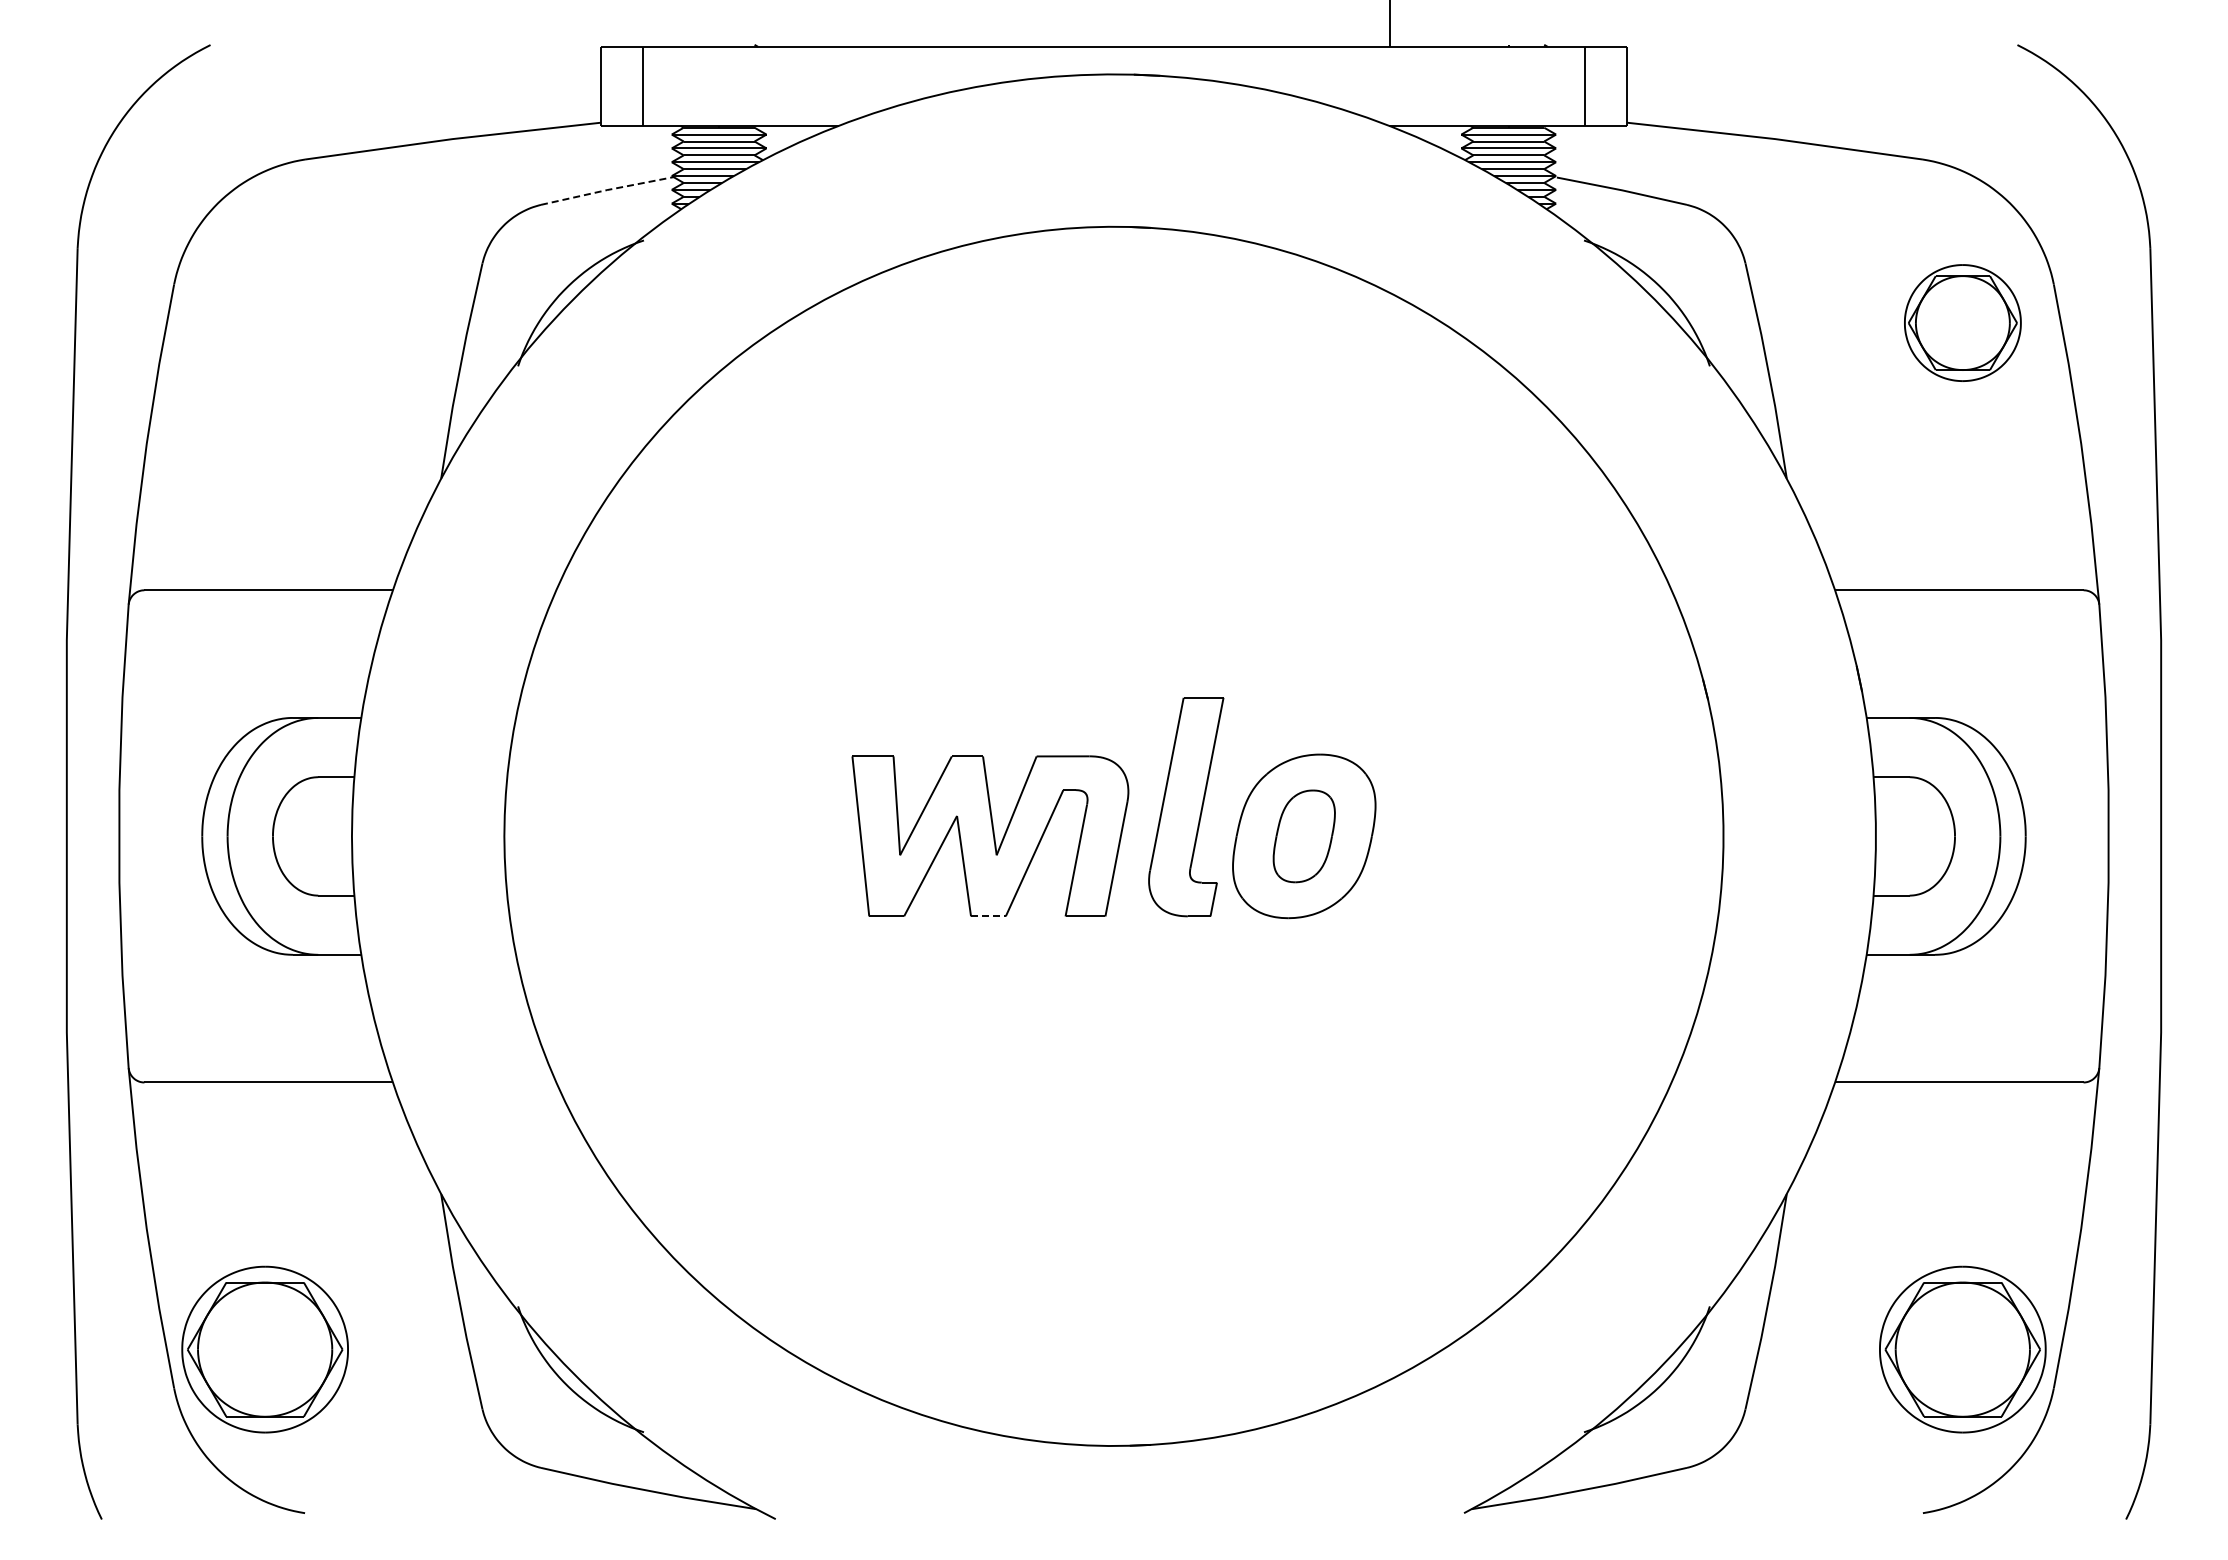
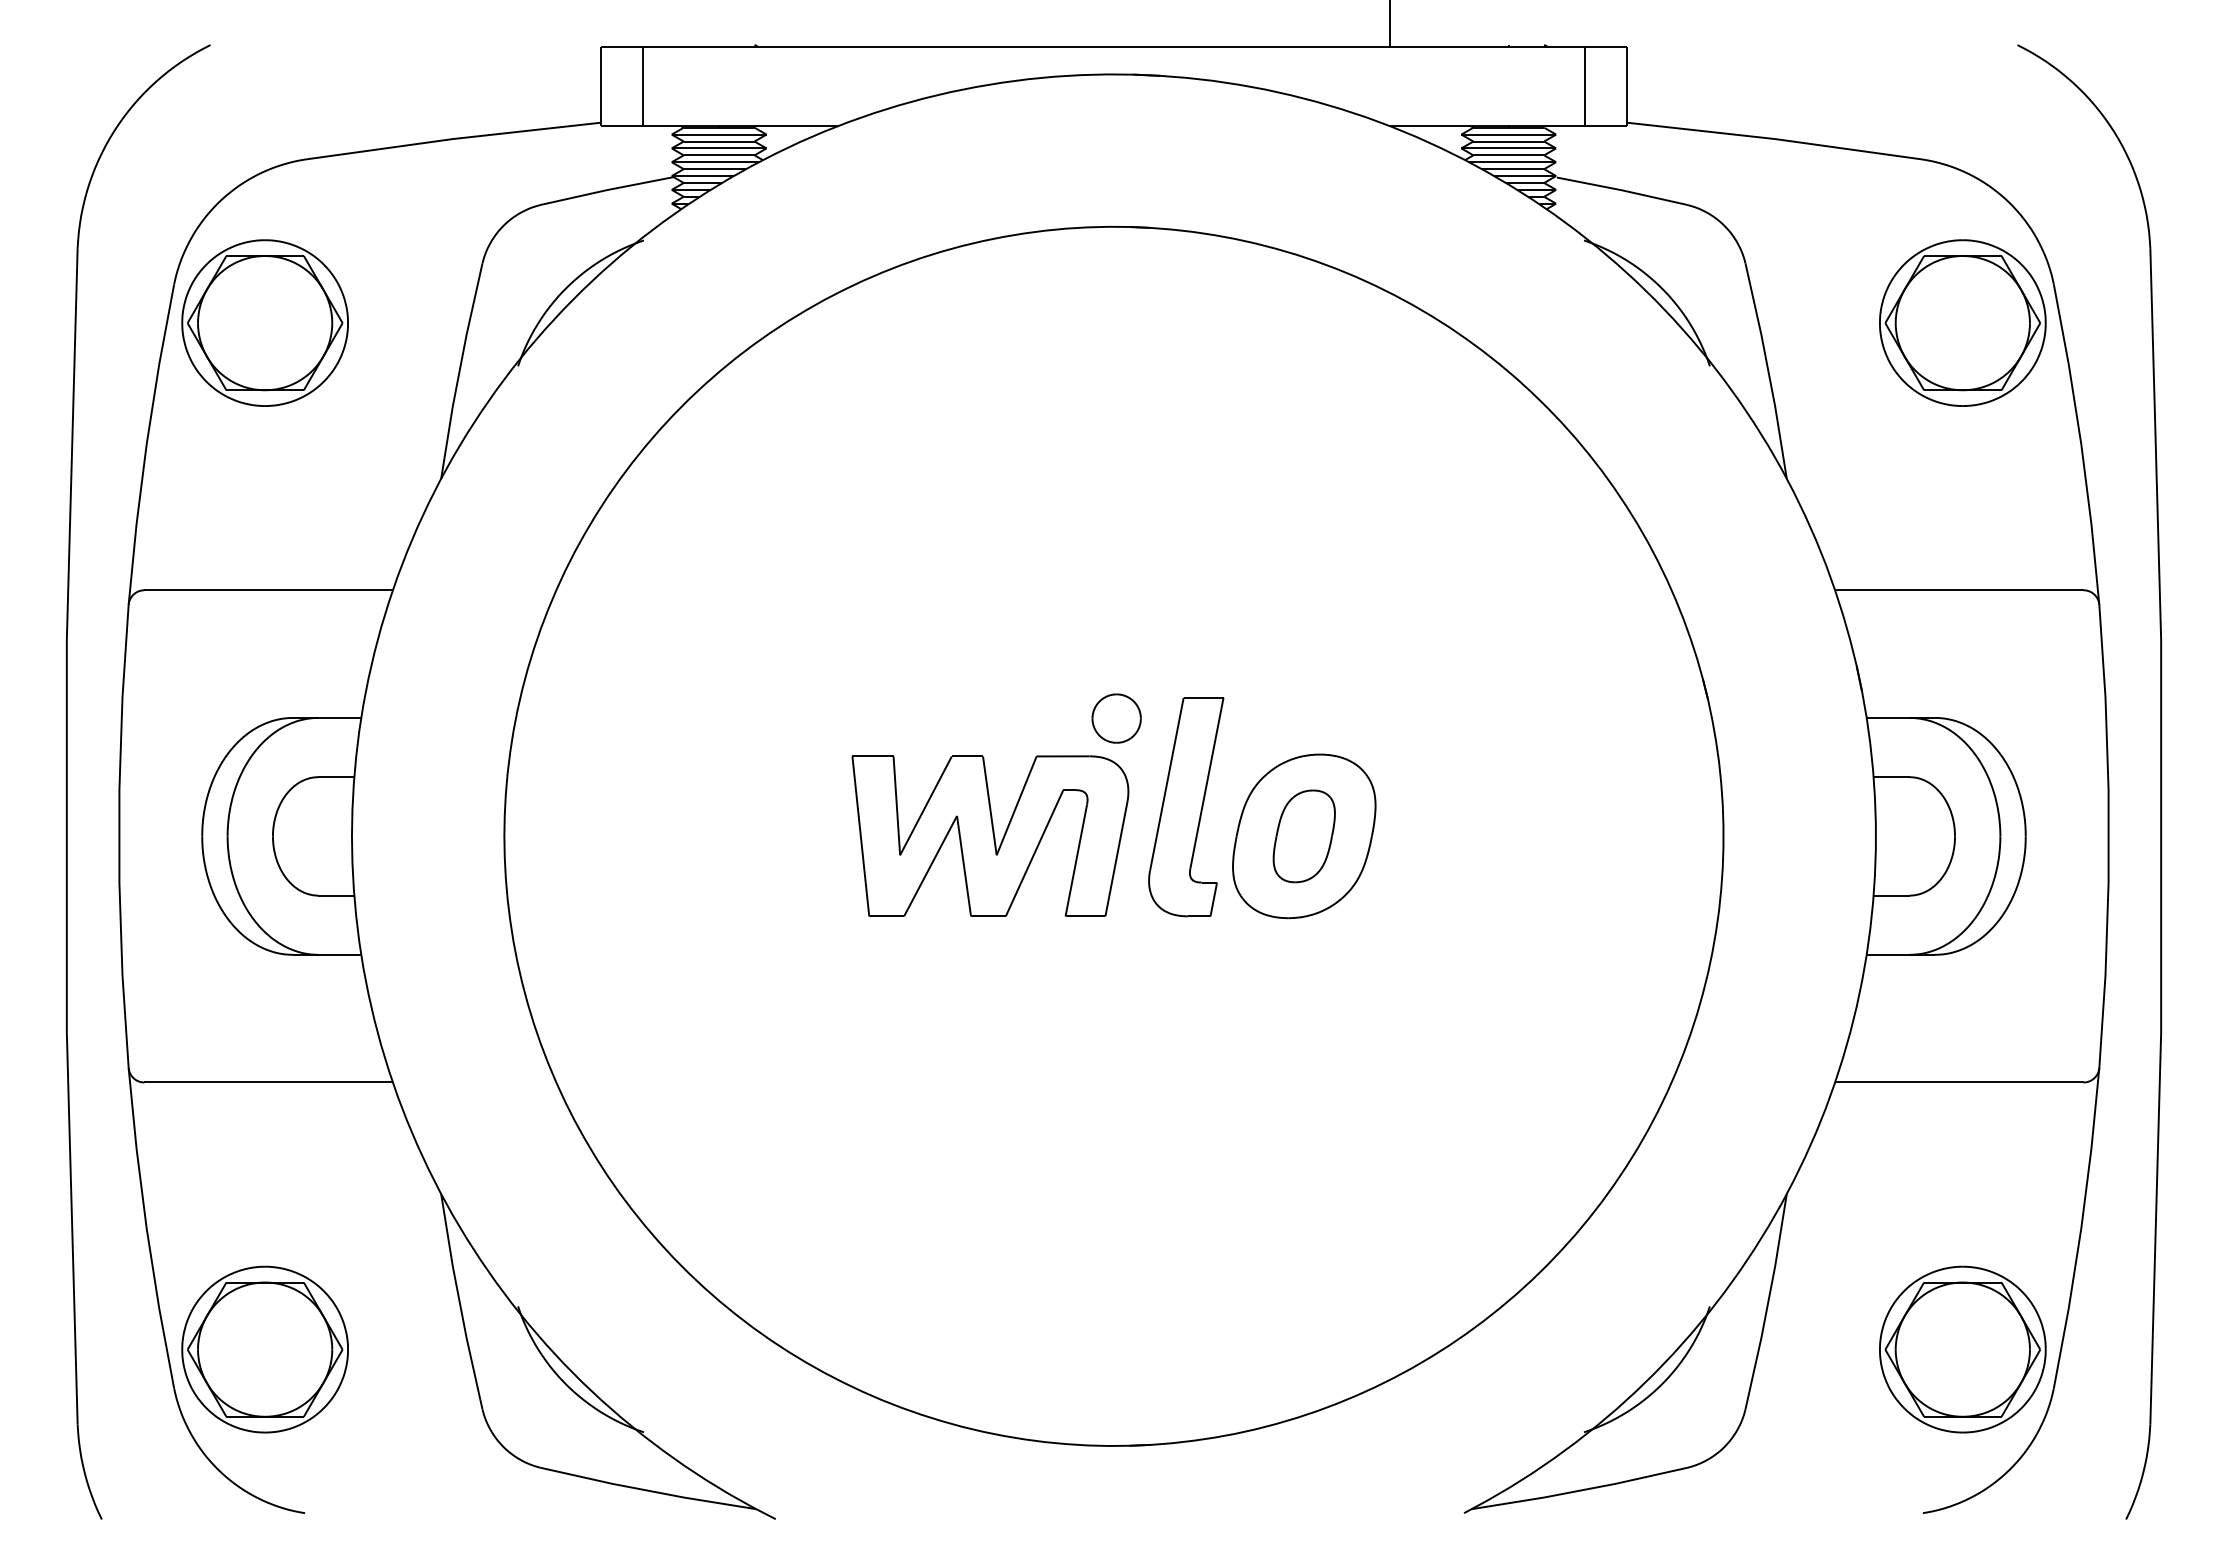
line: dashed -> solid (607, 190)
part: none -> present (264, 322)
part size: 118x118 px -> 168x168 px (1962, 322)
part: none -> present (1116, 718)
line: dashed -> solid (988, 916)
